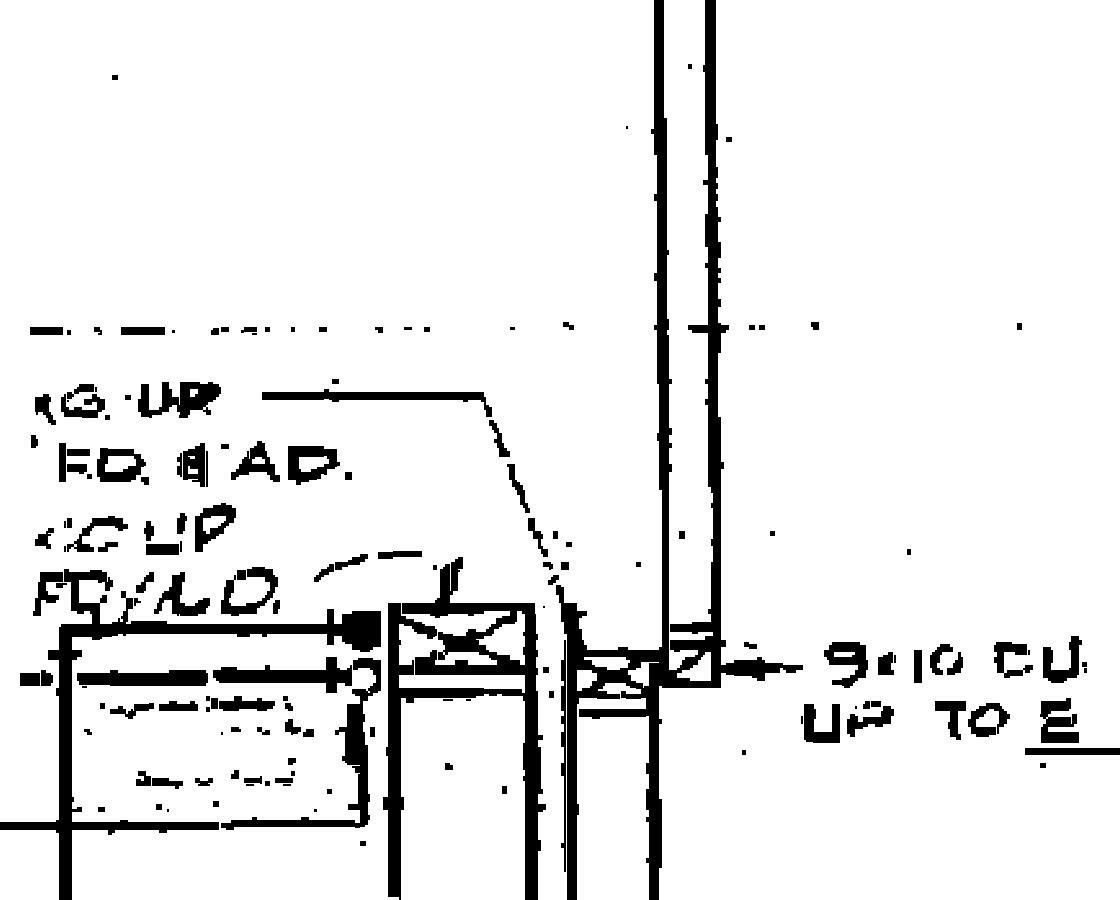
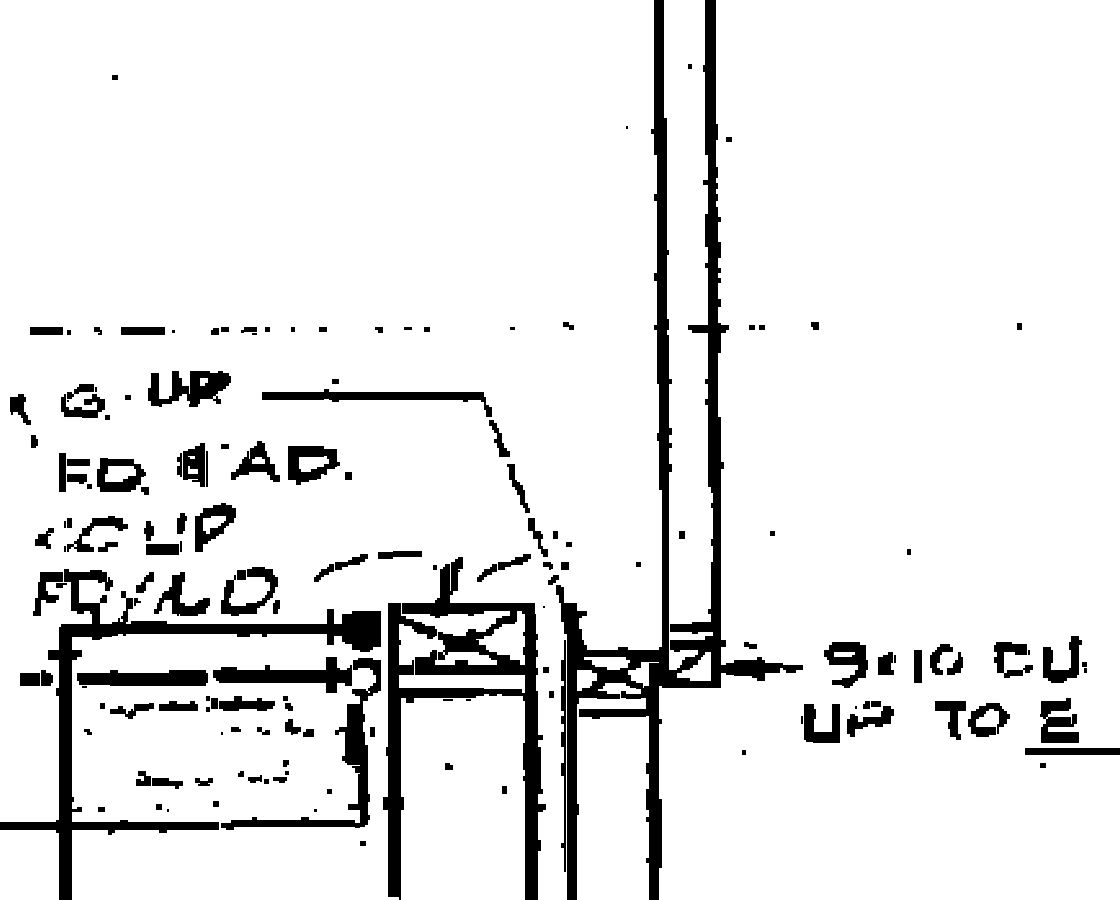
part position: (179, 399) -> (189, 388) (189, 388)
part position: (45, 409) -> (20, 409) (20, 409)
part position: (103, 463) -> (103, 473) (103, 473)
part: none -> present (503, 567)
part size: 65x28 px -> 51x24 px (263, 771)
